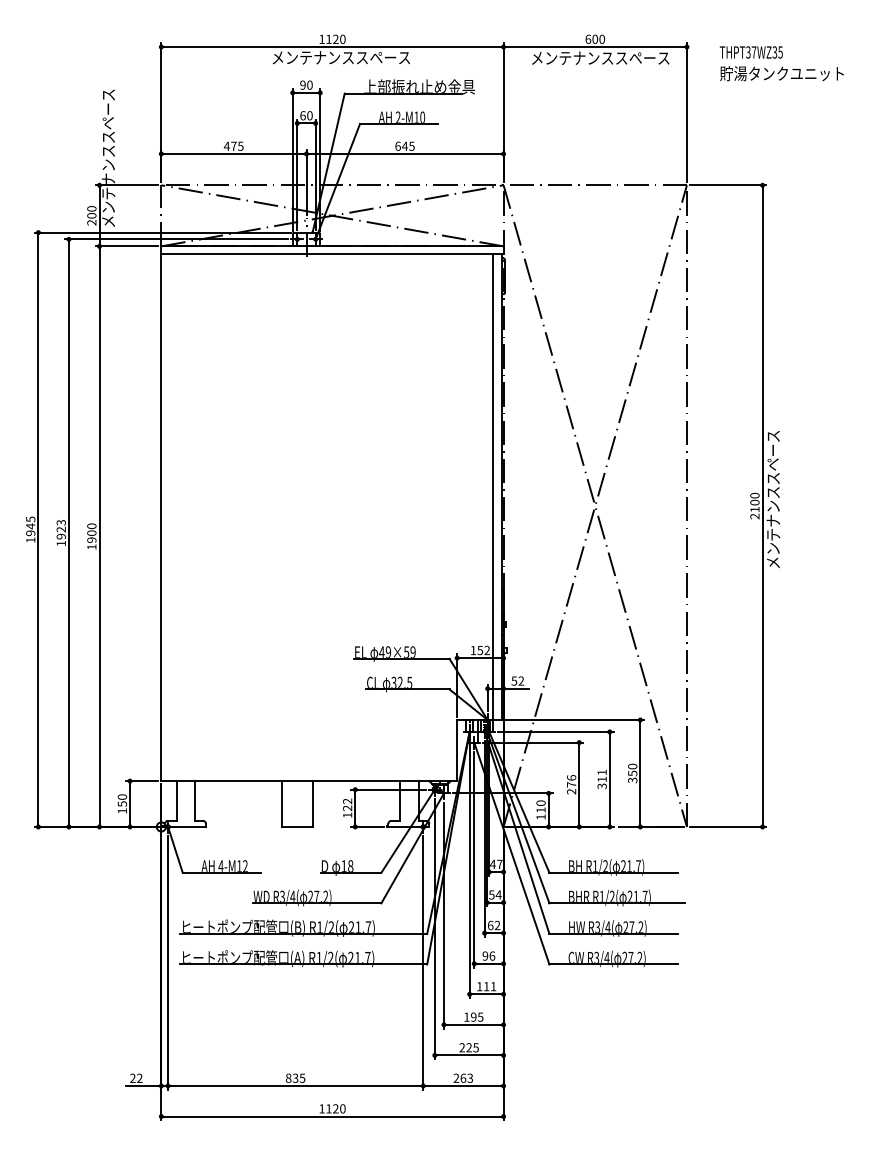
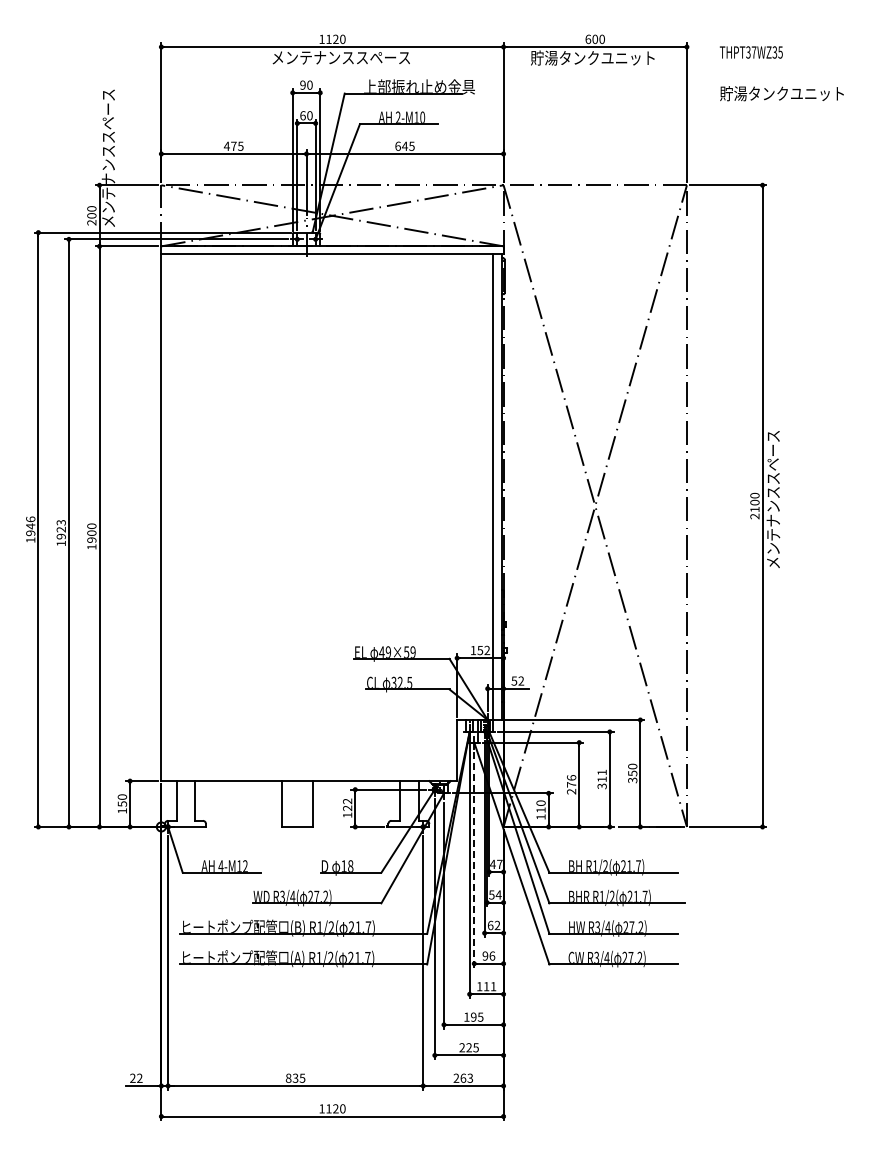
text: メンテナンススペース -> 貯湯タンクユニット (600, 57)
text position: (781, 73) -> (781, 93) (781, 93)
text: 1945 -> 1946 (30, 519)
line: solid -> dashed (474, 859)
